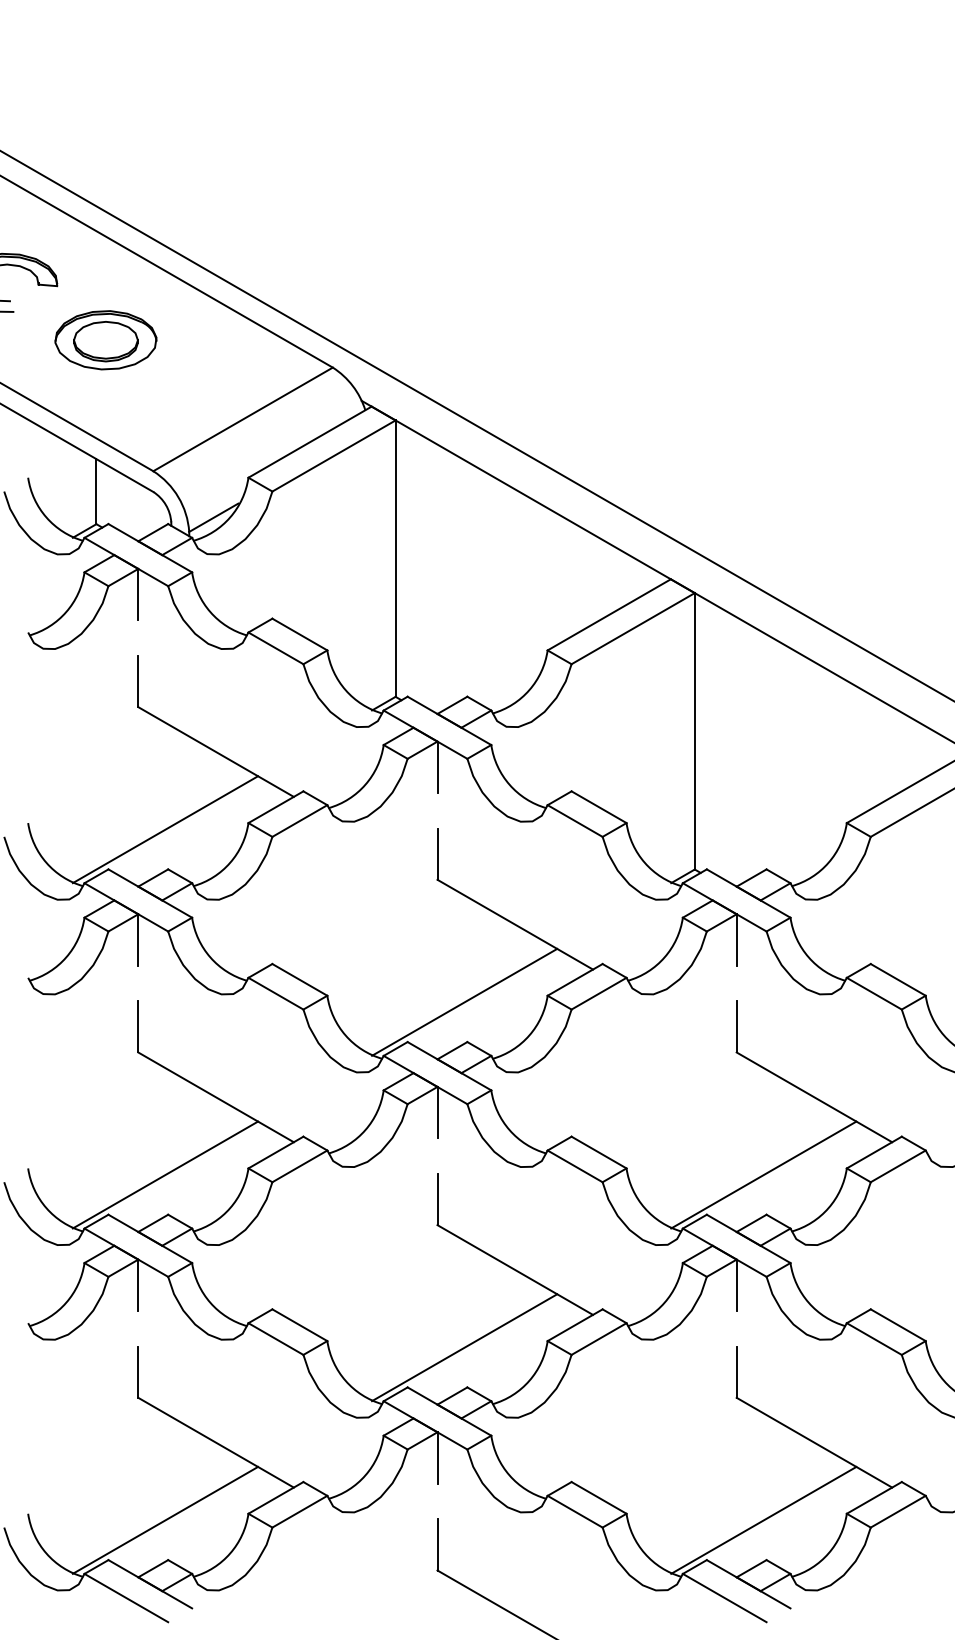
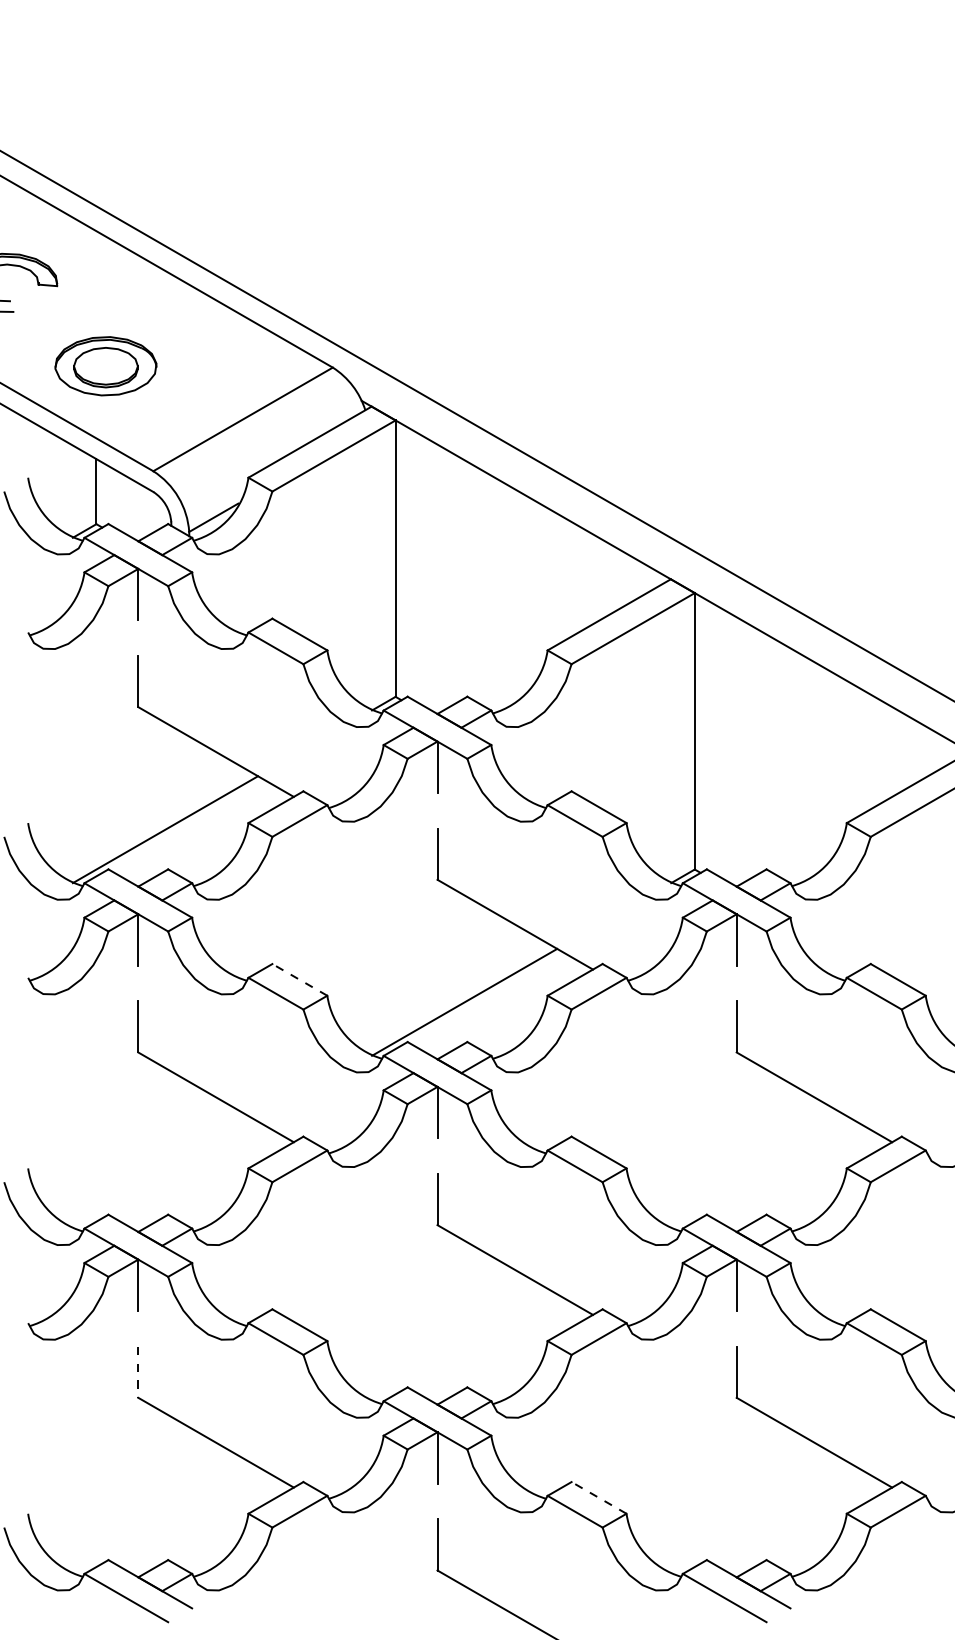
part position: (105, 340) -> (105, 366) (105, 366)
line: solid -> dashed (299, 979)
line: present -> none (165, 1174)
line: present -> none (763, 1174)
line: present -> none (464, 1347)
line: solid -> dashed (138, 1372)
line: solid -> dashed (599, 1497)
line: present -> none (165, 1519)
line: present -> none (763, 1519)
